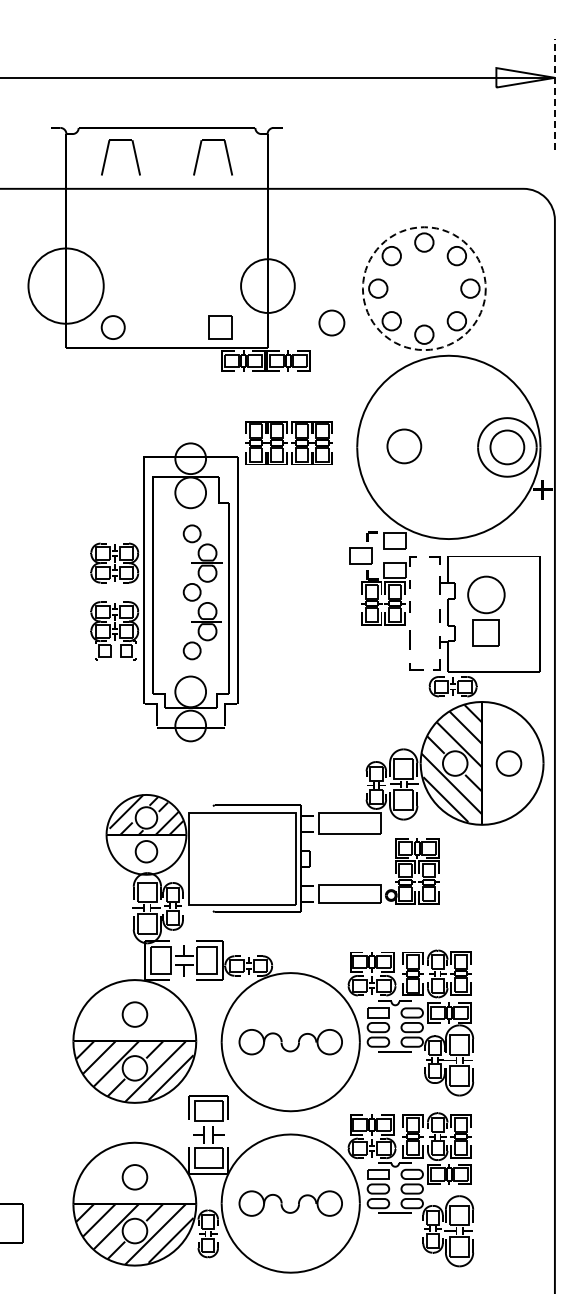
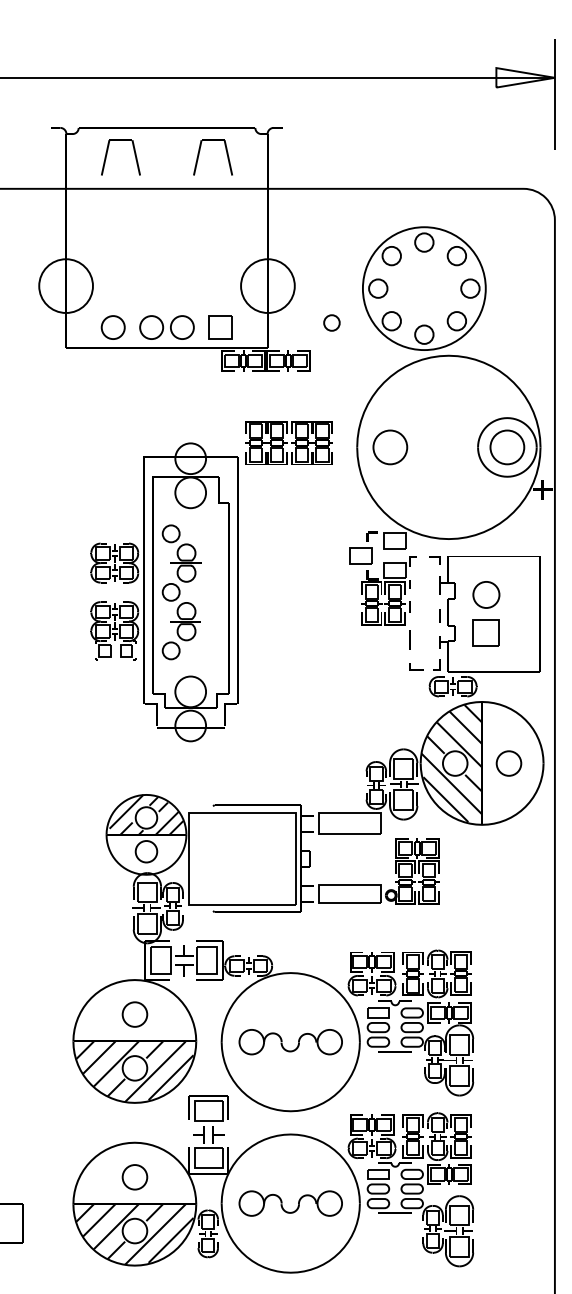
line: dashed -> solid (554, 94)
circle diameter: 75 px -> 54 px (65, 286)
circle: dashed -> solid (423, 288)
circle size: 28x28 px -> 18x18 px (331, 322)
part: none -> present (166, 327)
circle position: (404, 446) -> (390, 447) (390, 447)
part position: (202, 592) -> (181, 592) (181, 592)
circle diameter: 37 px -> 26 px (486, 594)
